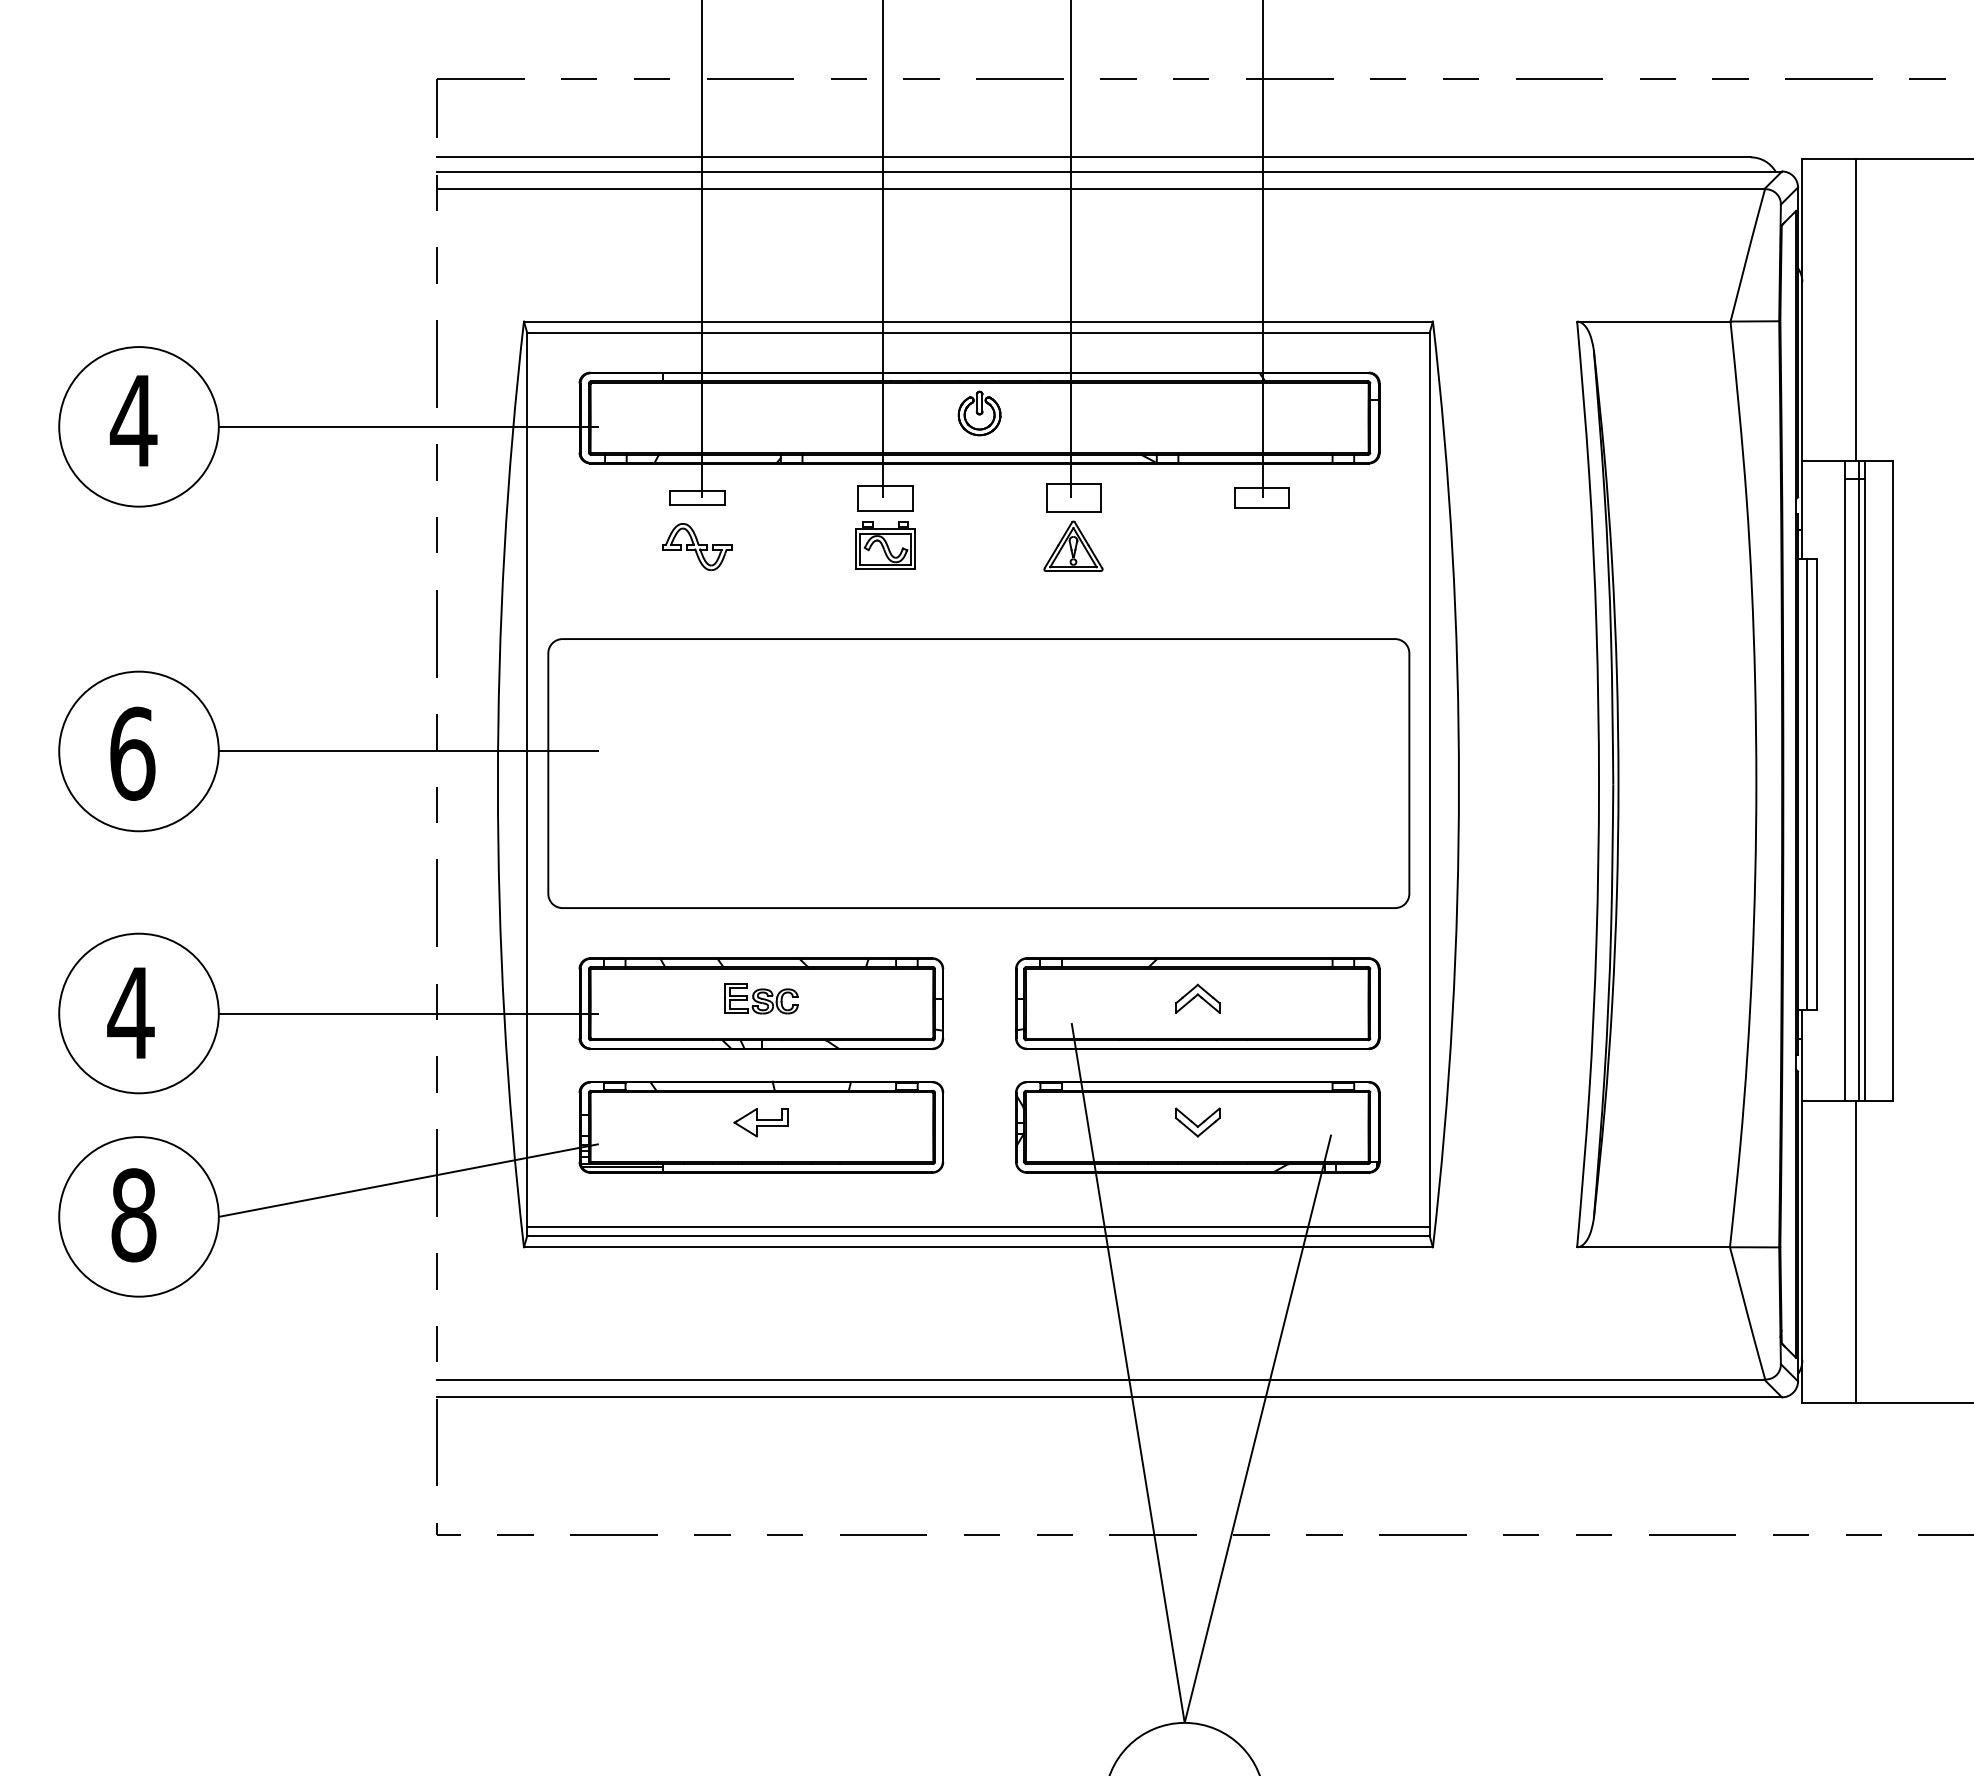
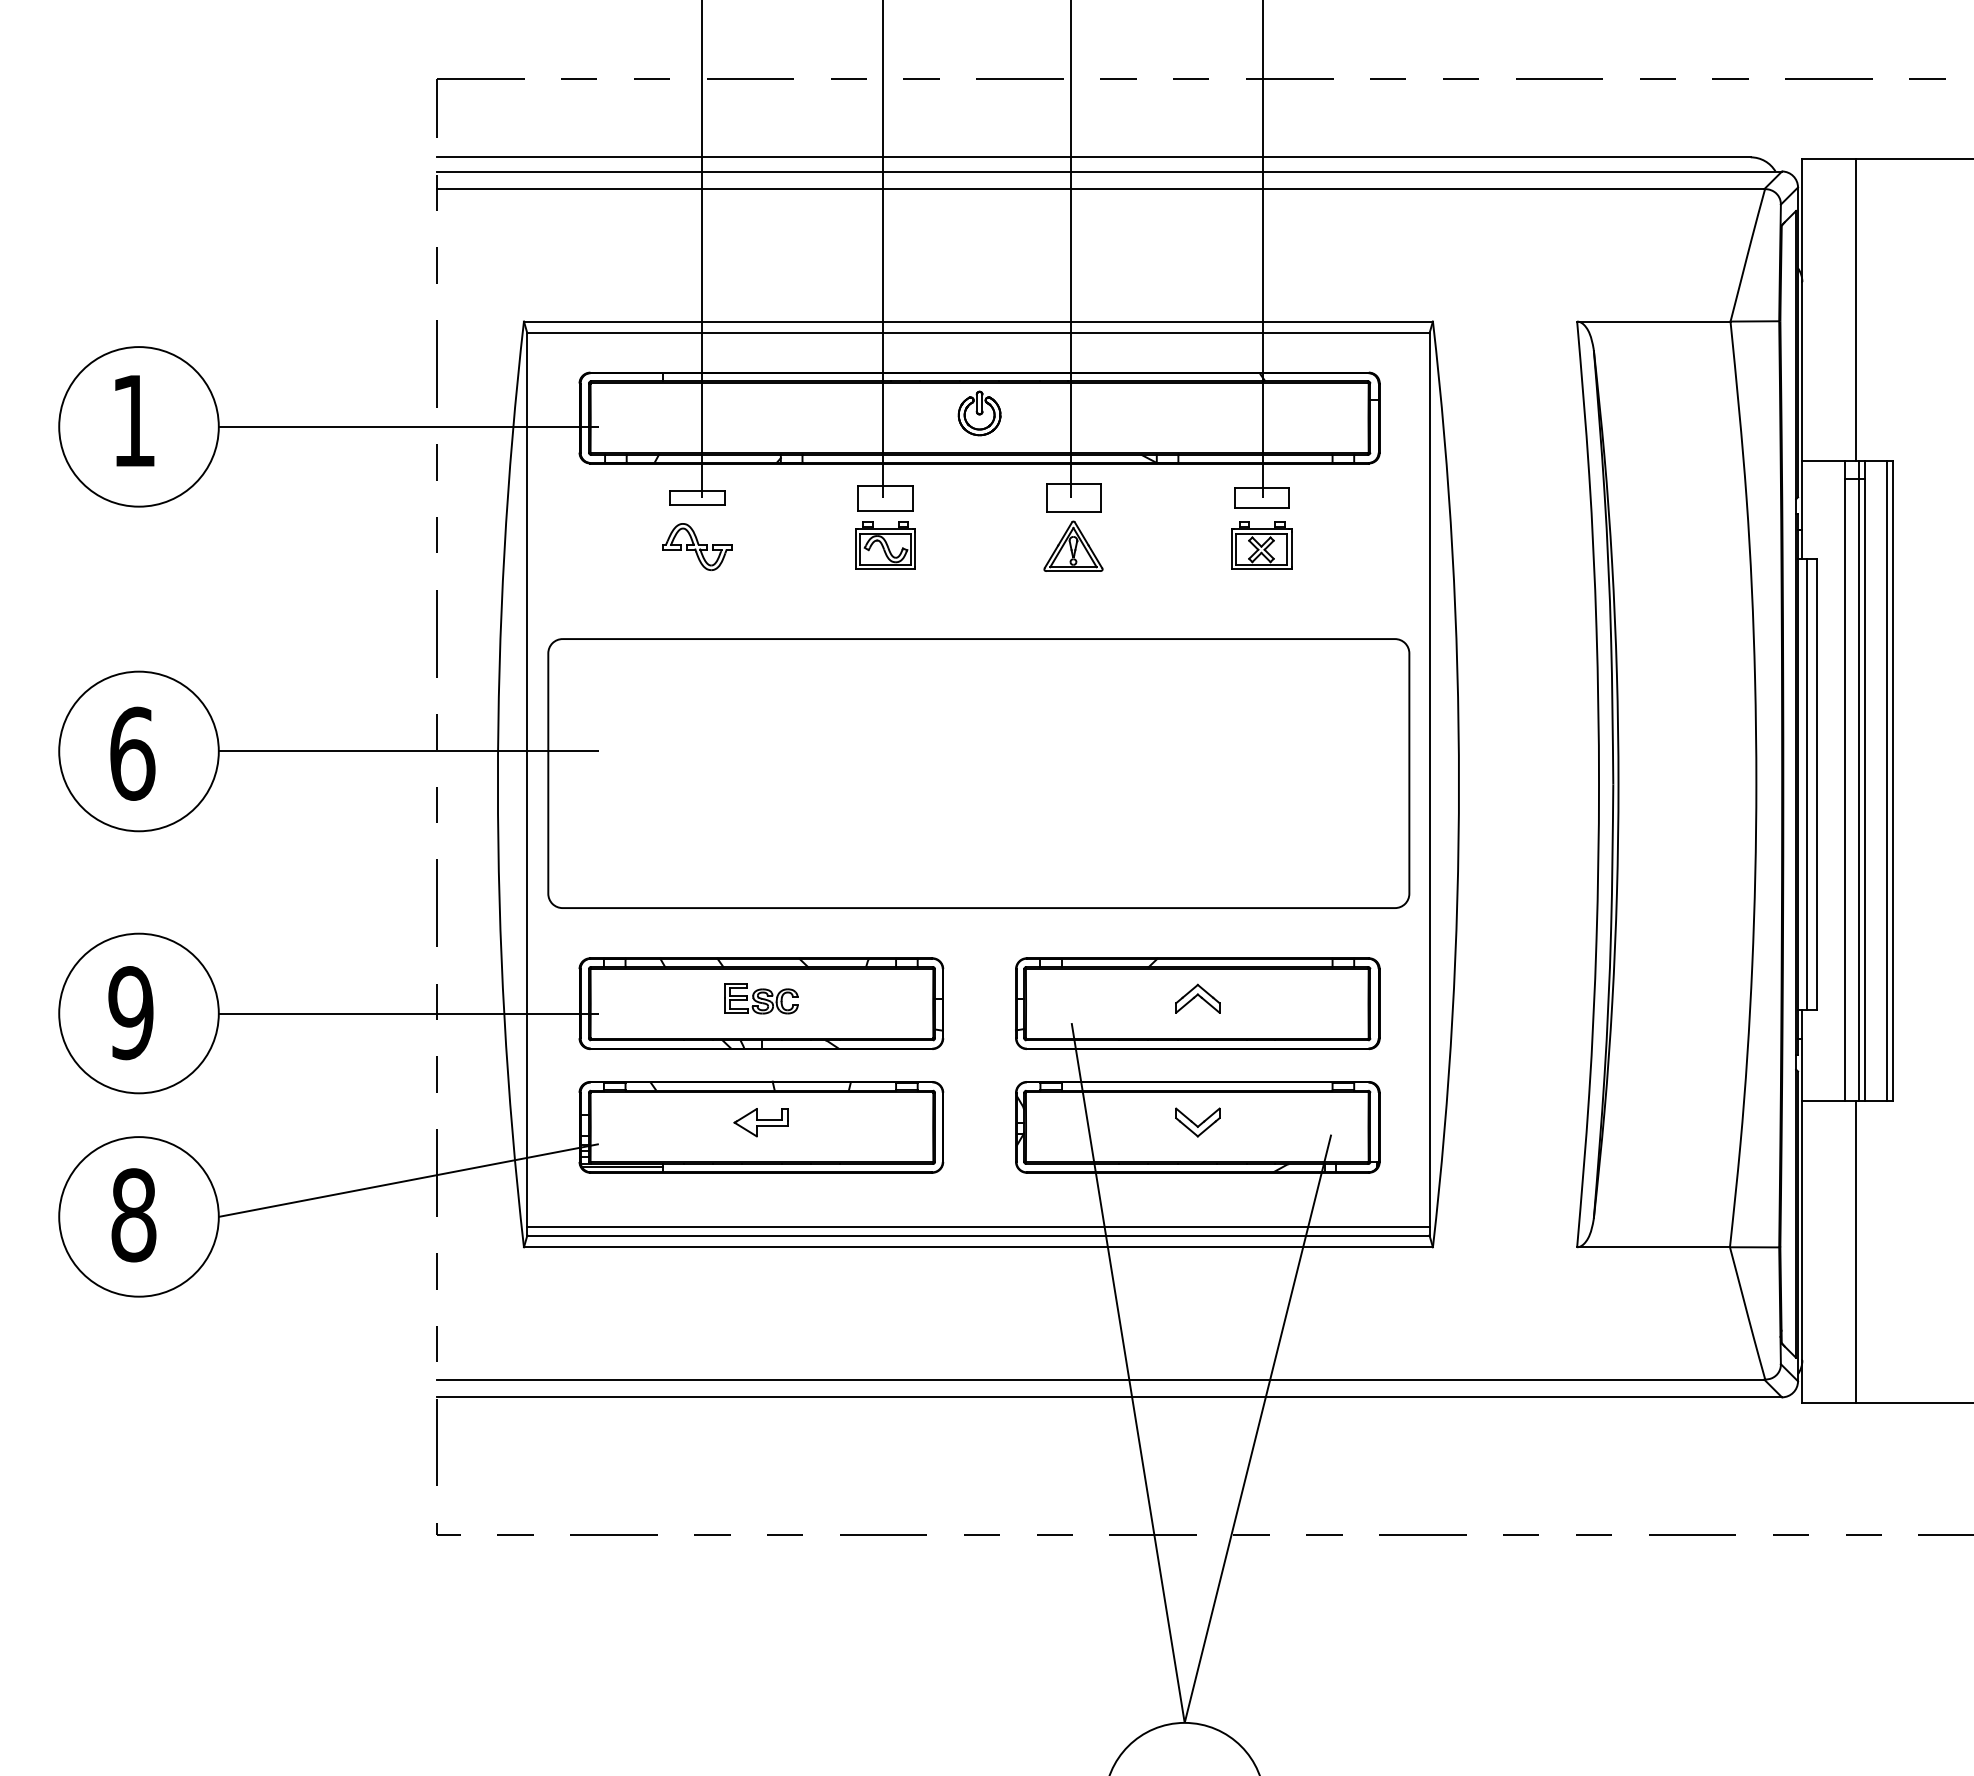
text: 4 -> 1 (133, 420)
part: none -> present (1261, 545)
line: none -> present (1887, 780)
text: 4 -> 9 (130, 1013)
